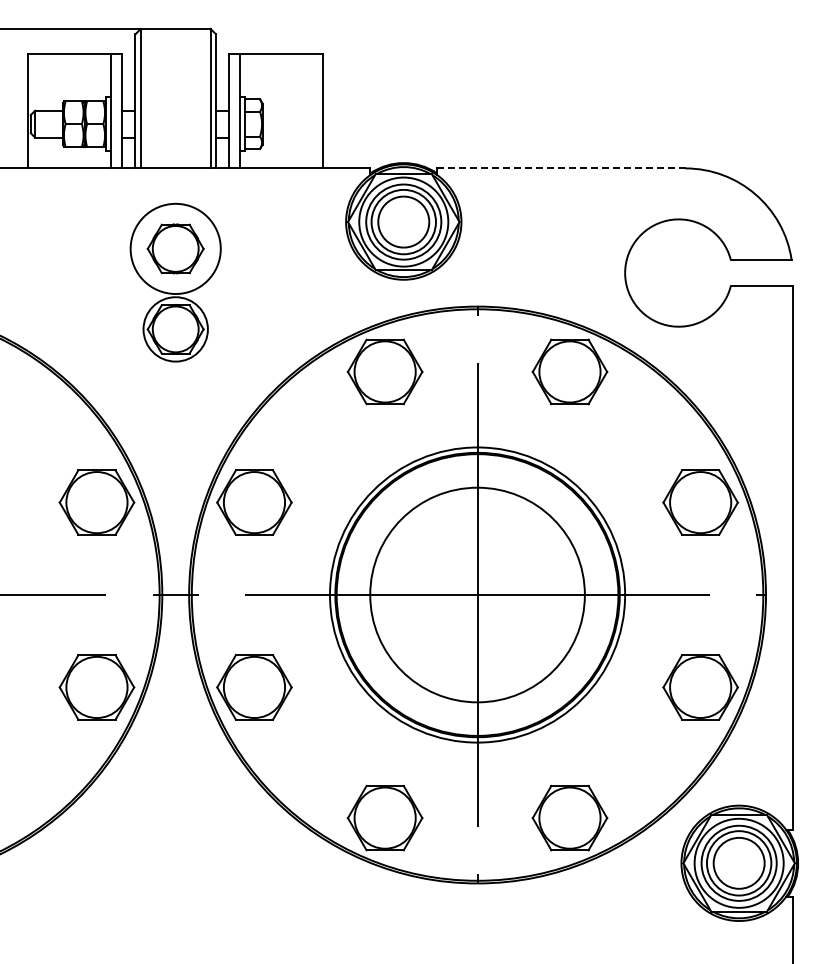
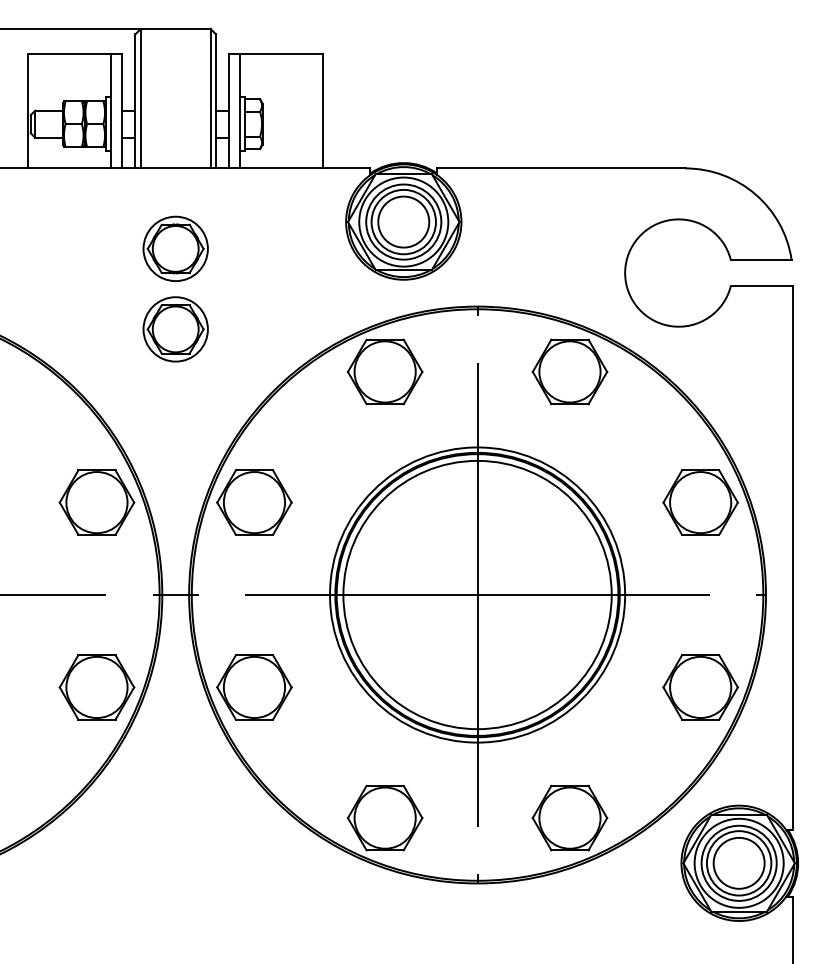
line: dashed -> solid (560, 168)
circle diameter: 90 px -> 64 px (175, 248)
circle diameter: 215 px -> 268 px (477, 594)
